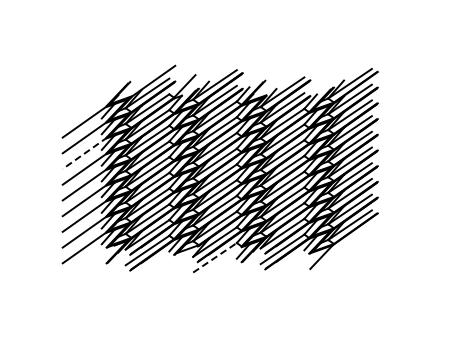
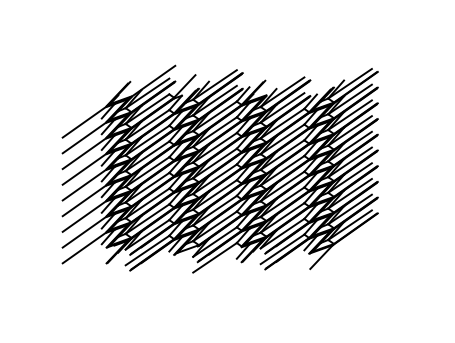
line: dashed -> solid (85, 153)
line: dashed -> solid (215, 257)
